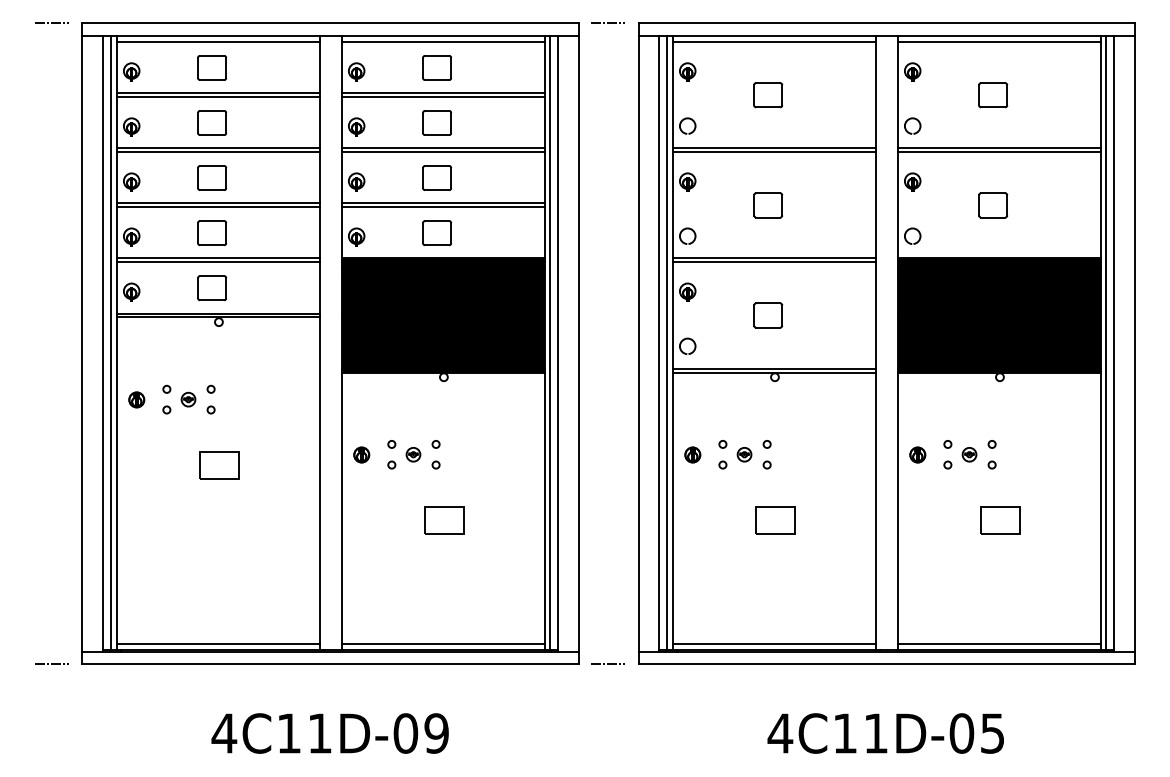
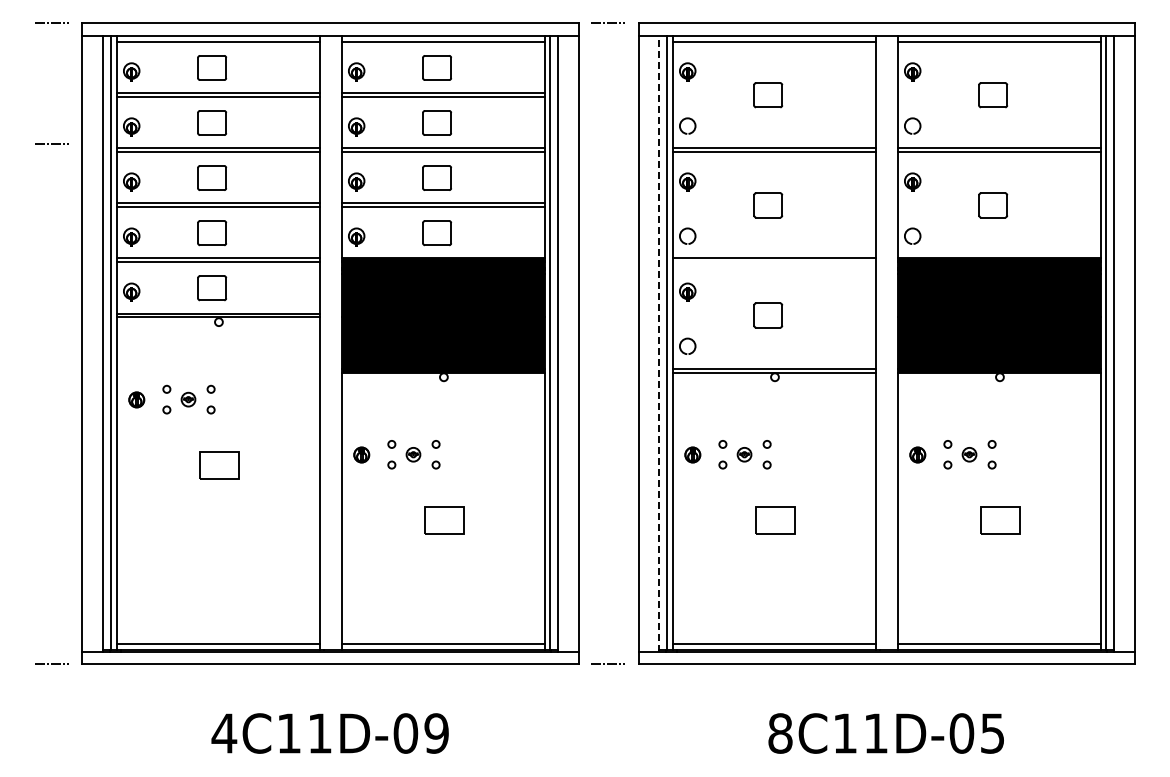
line: none -> present (51, 143)
line: present -> none (773, 262)
line: solid -> dashed (659, 343)
text: 4C11D-05 -> 8C11D-05 (780, 733)
